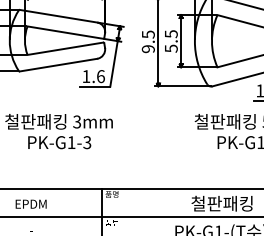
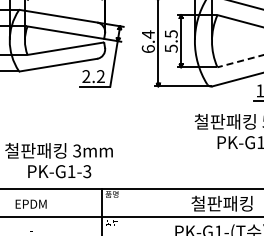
text: 9.5 -> 6.4 (147, 41)
line: solid -> dashed (240, 61)
text: 1.6 -> 2.2 (93, 76)
text position: (58, 131) -> (58, 160) (58, 160)
